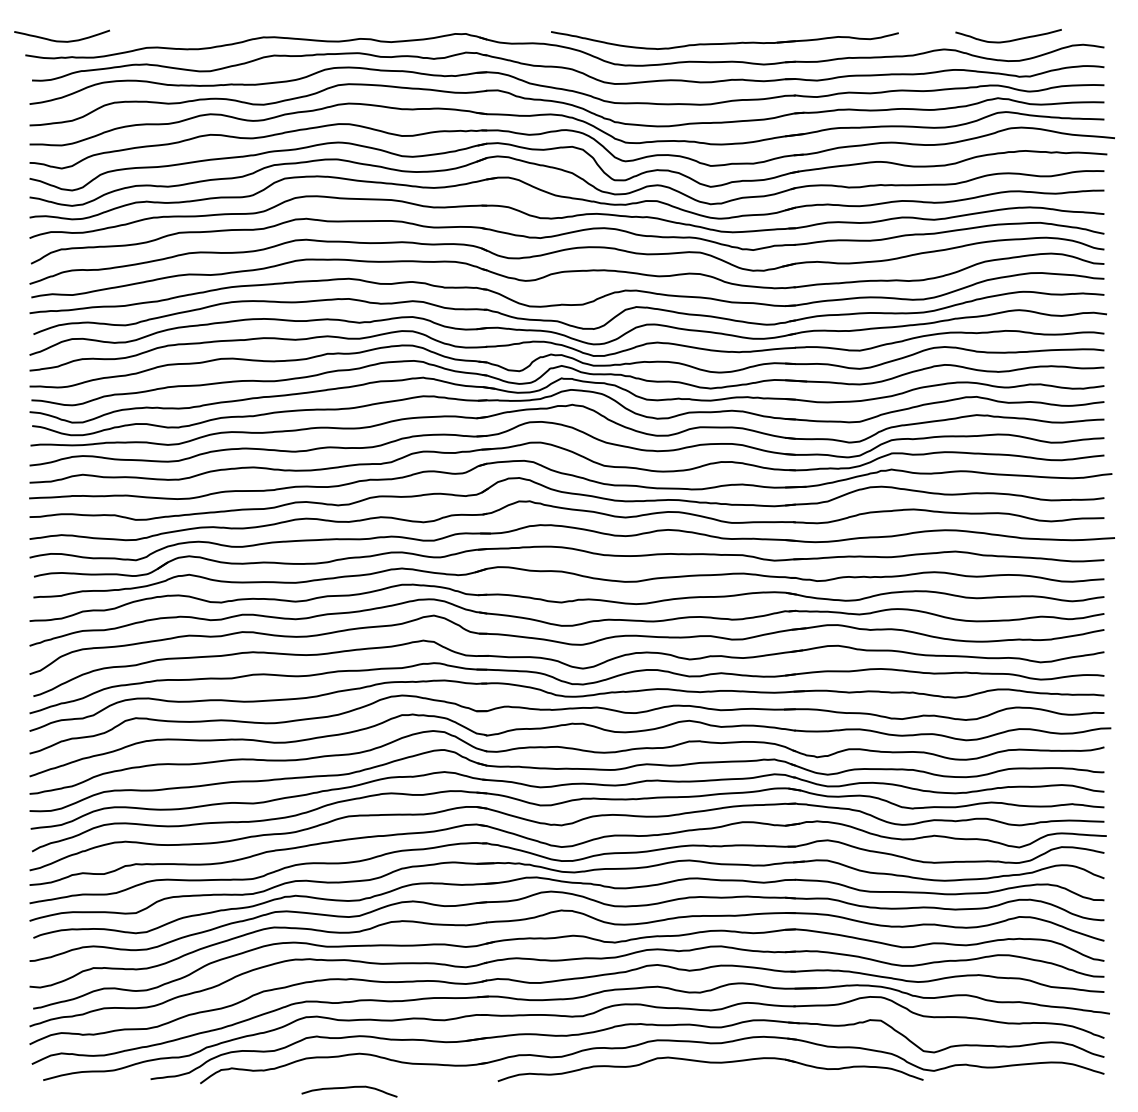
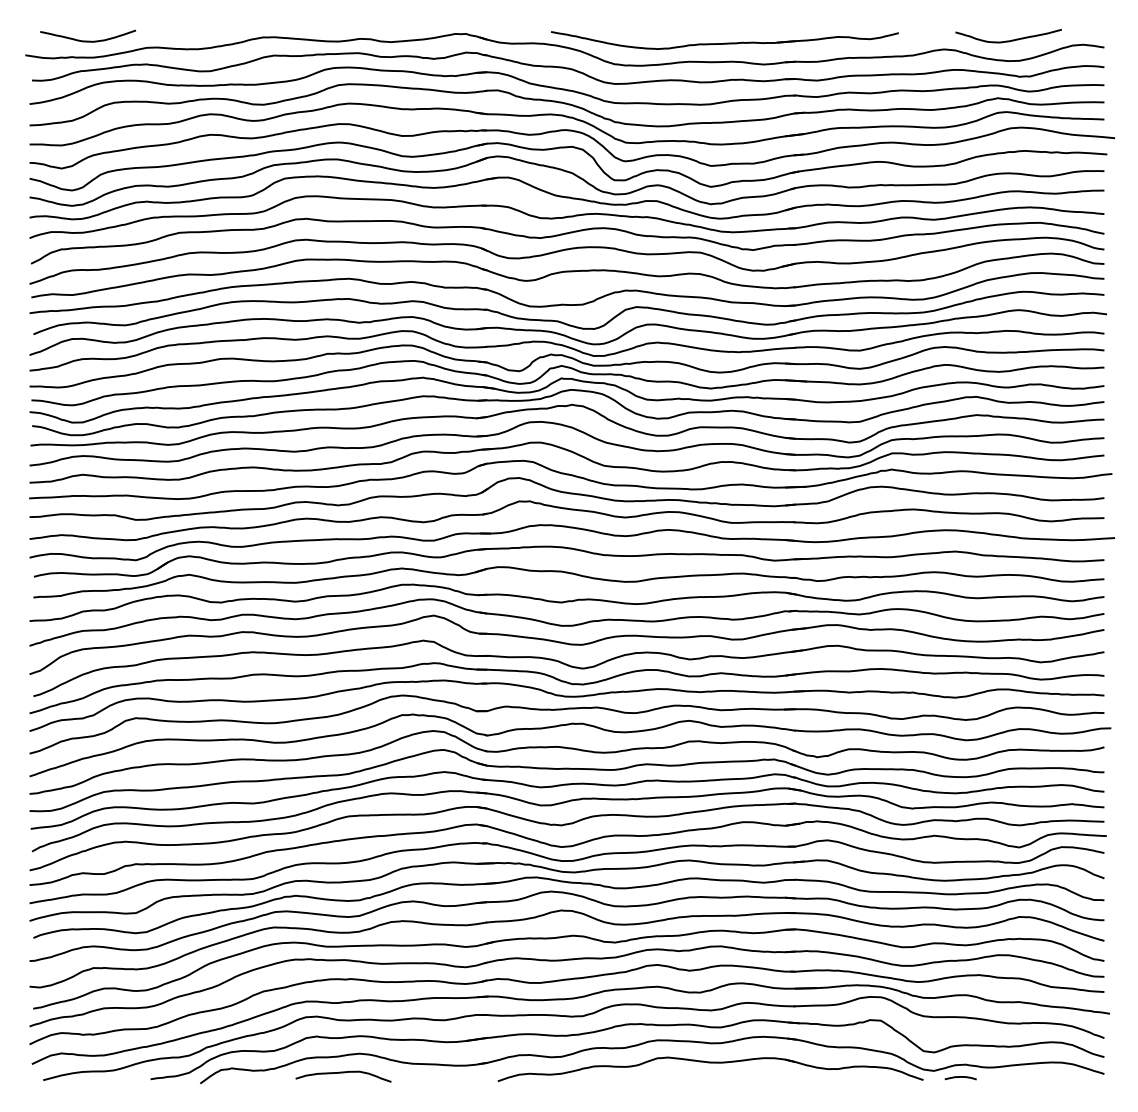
curve position: (62, 40) -> (88, 40) (88, 40)
curve: none -> present (960, 1077)
curve position: (349, 1088) -> (343, 1073) (343, 1073)
